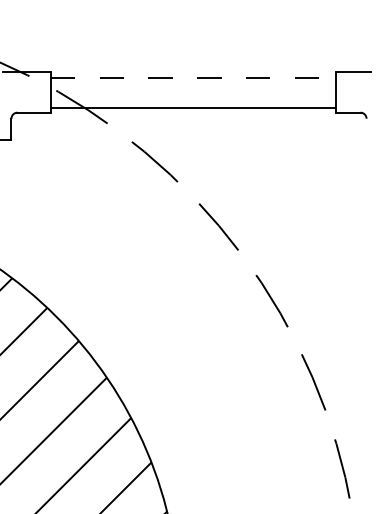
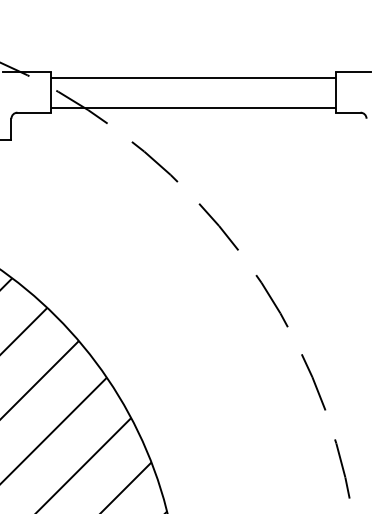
line: dashed -> solid (193, 78)
